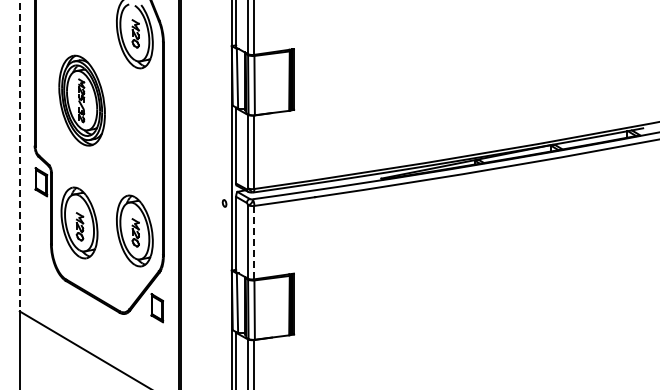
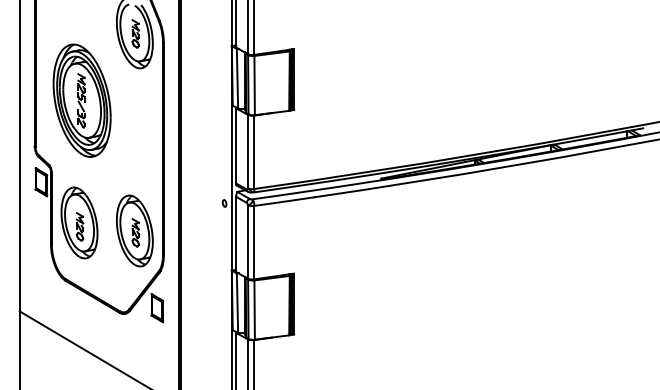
part size: 48x93 px -> 60x115 px (81, 100)
line: dashed -> solid (19, 156)
line: dashed -> solid (254, 242)
